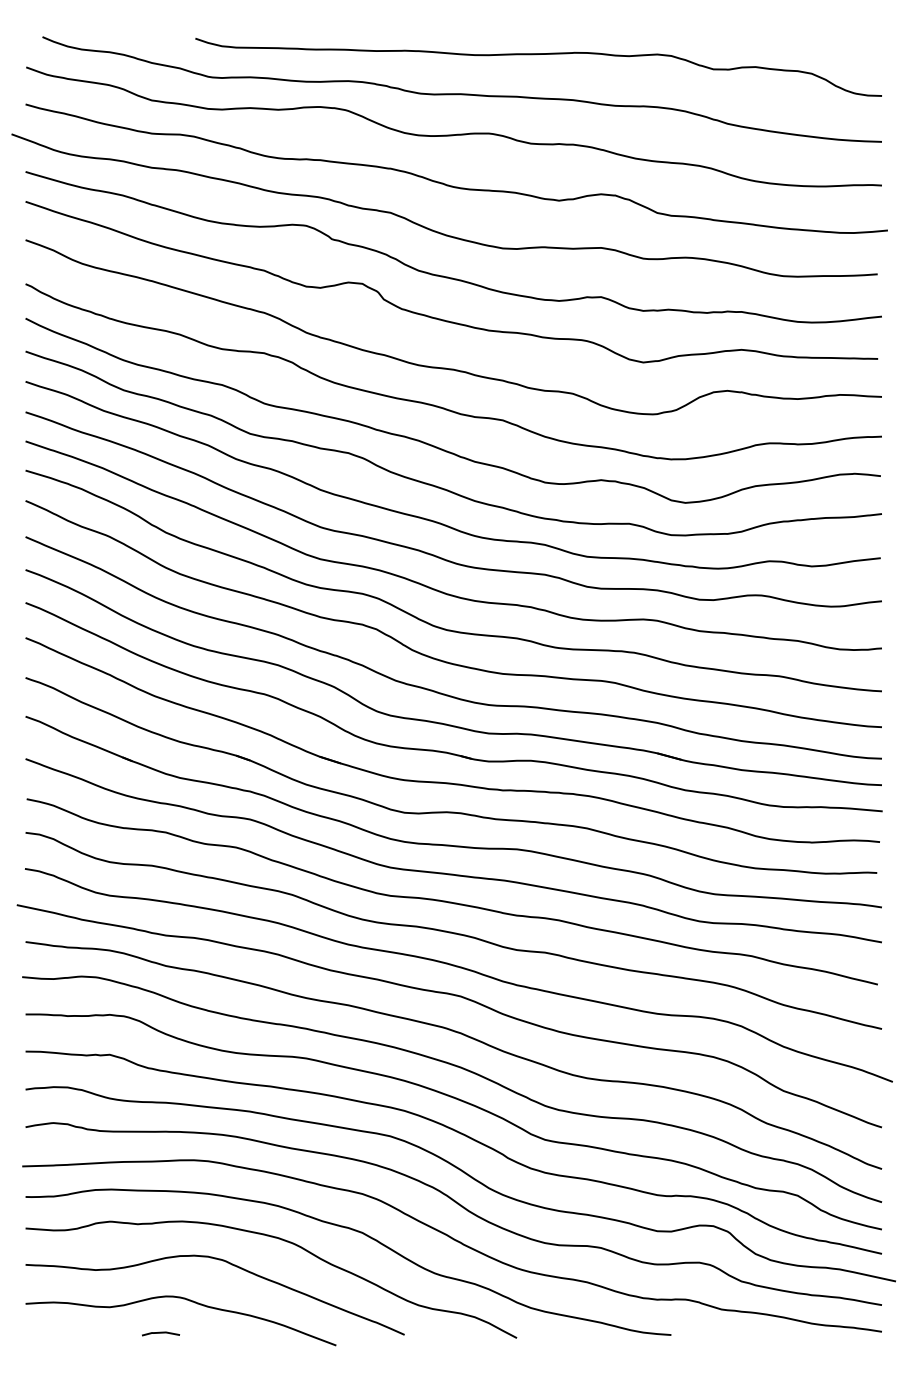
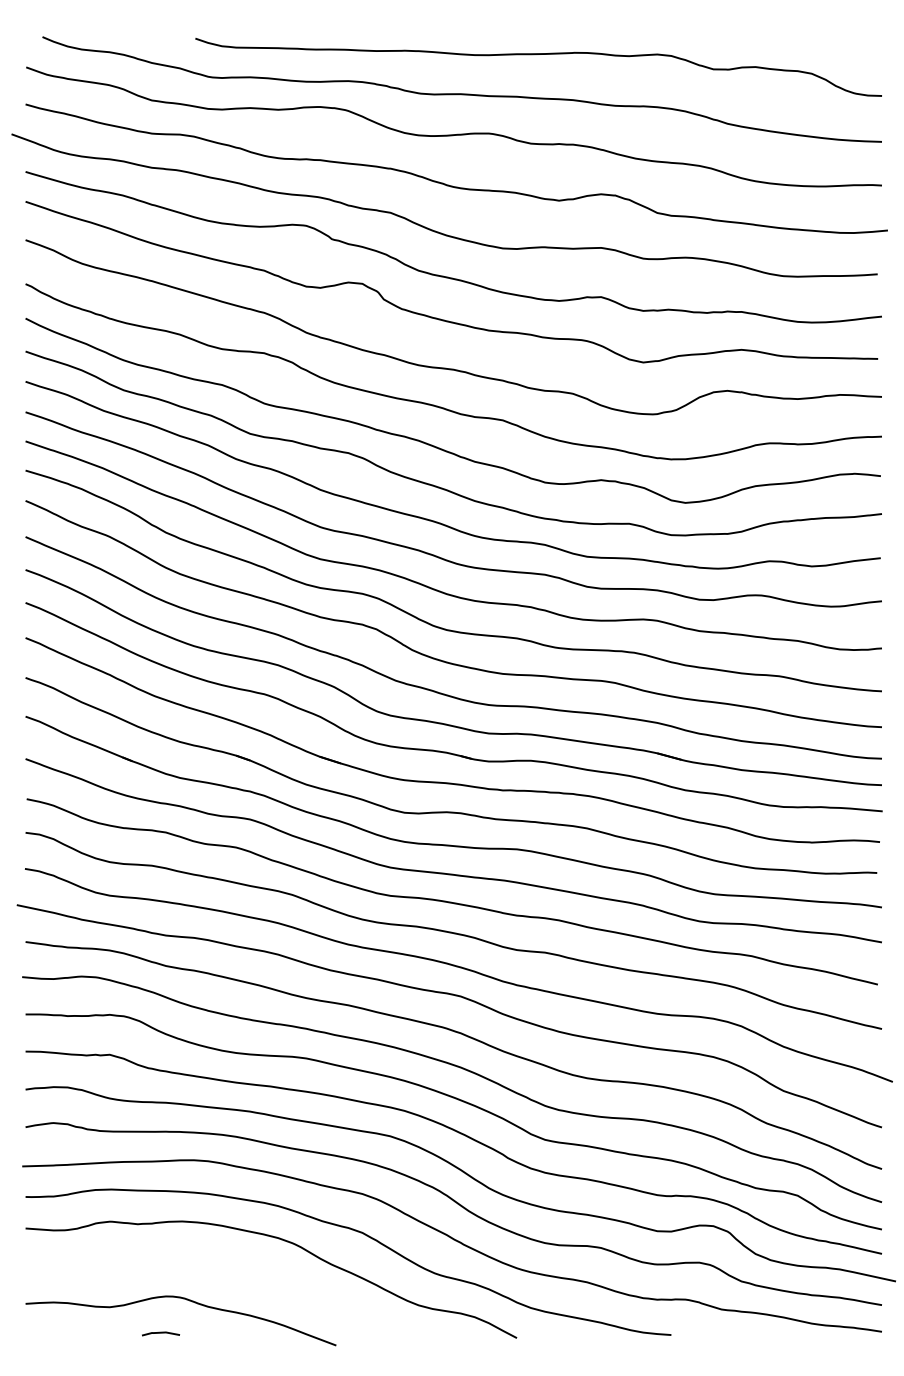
curve: present -> none (229, 1264)
